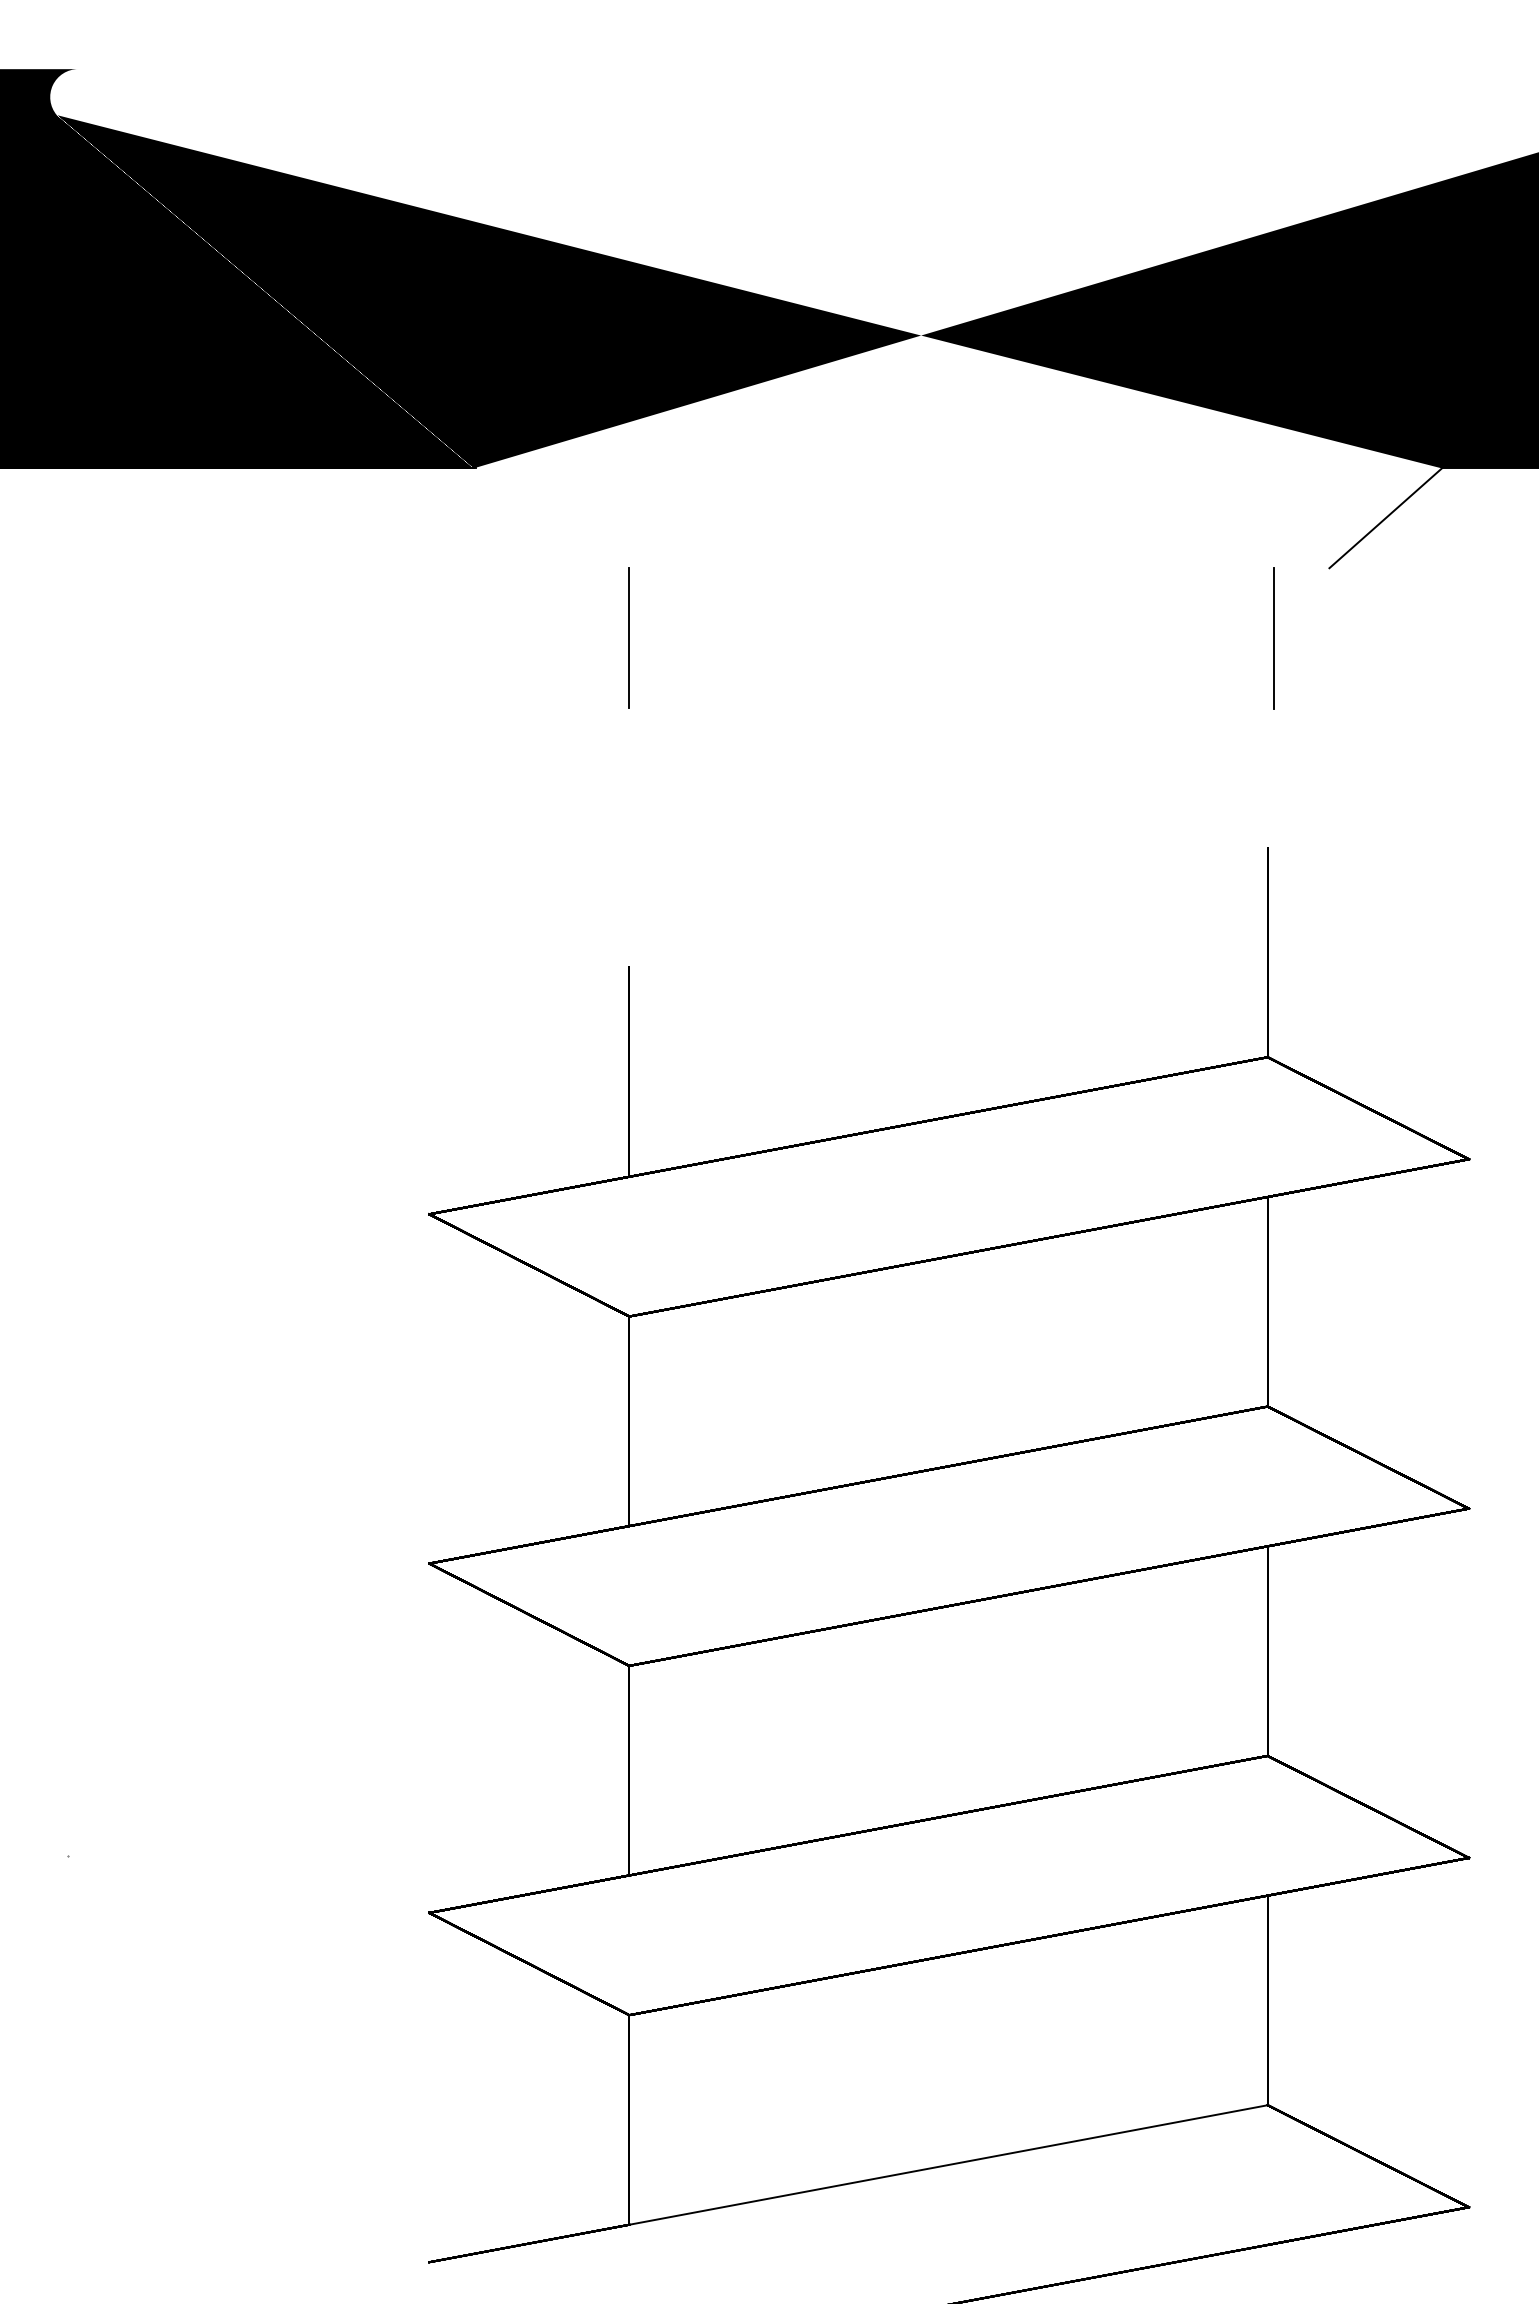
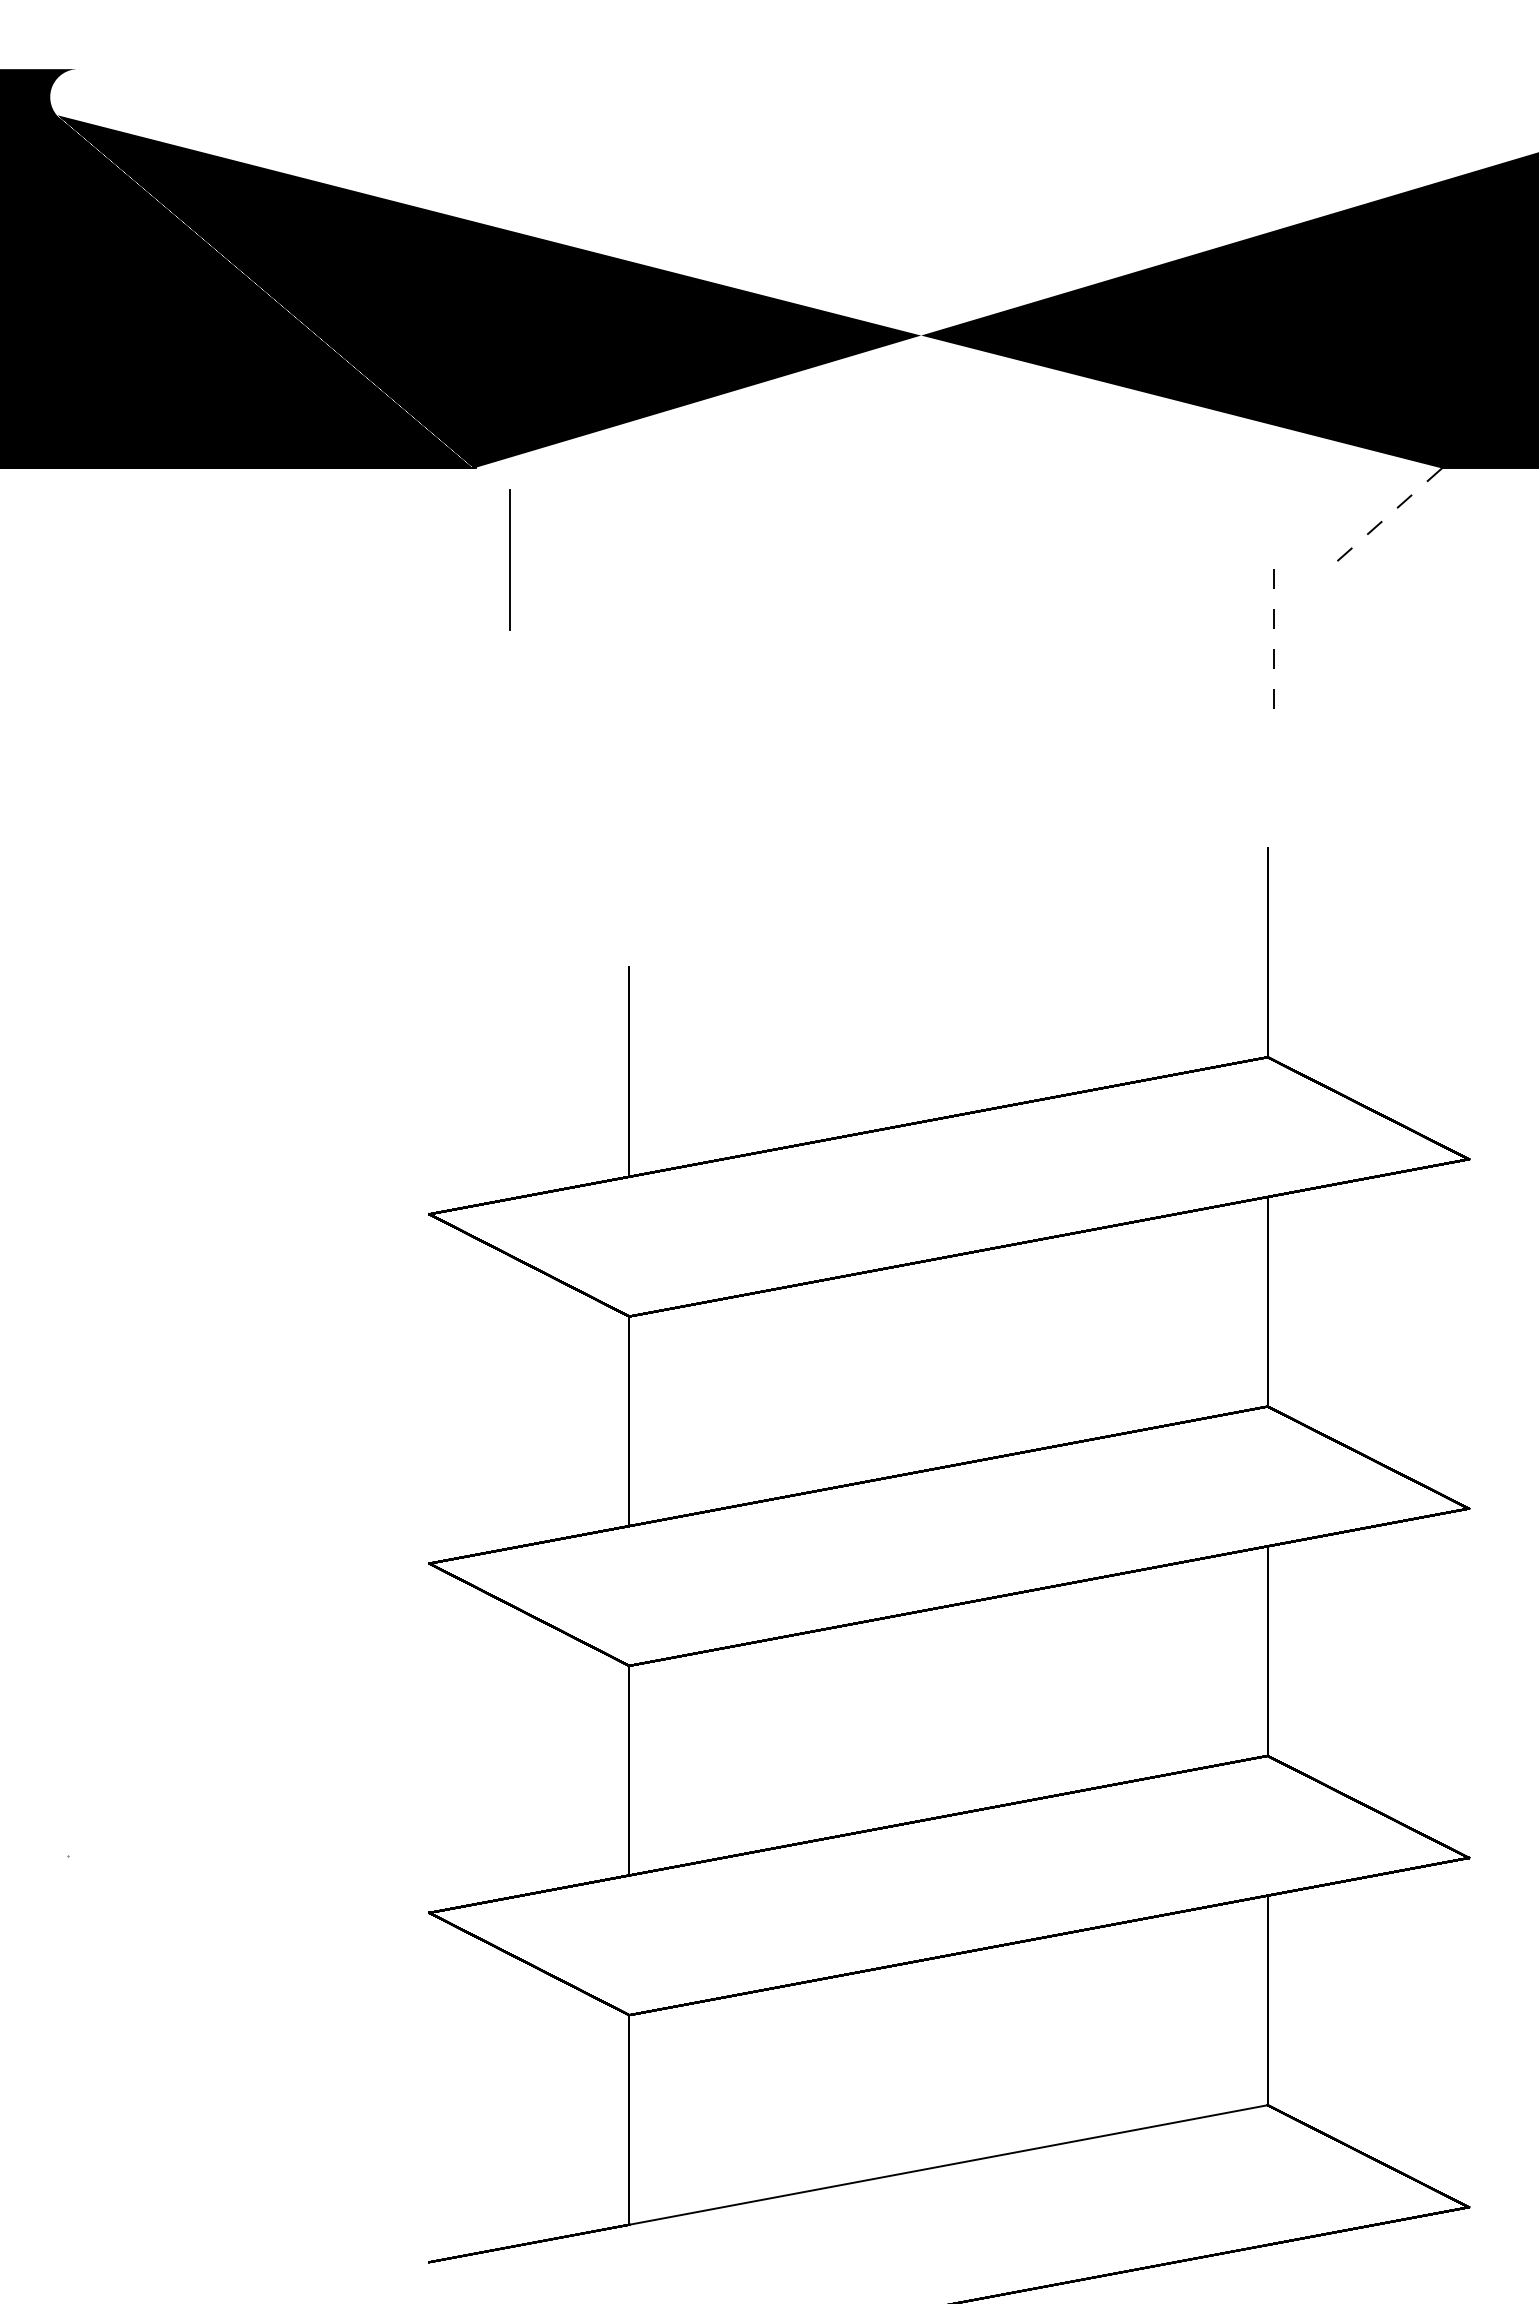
line: solid -> dashed (1385, 518)
line position: (628, 637) -> (509, 559) (509, 559)
line: solid -> dashed (1274, 638)
